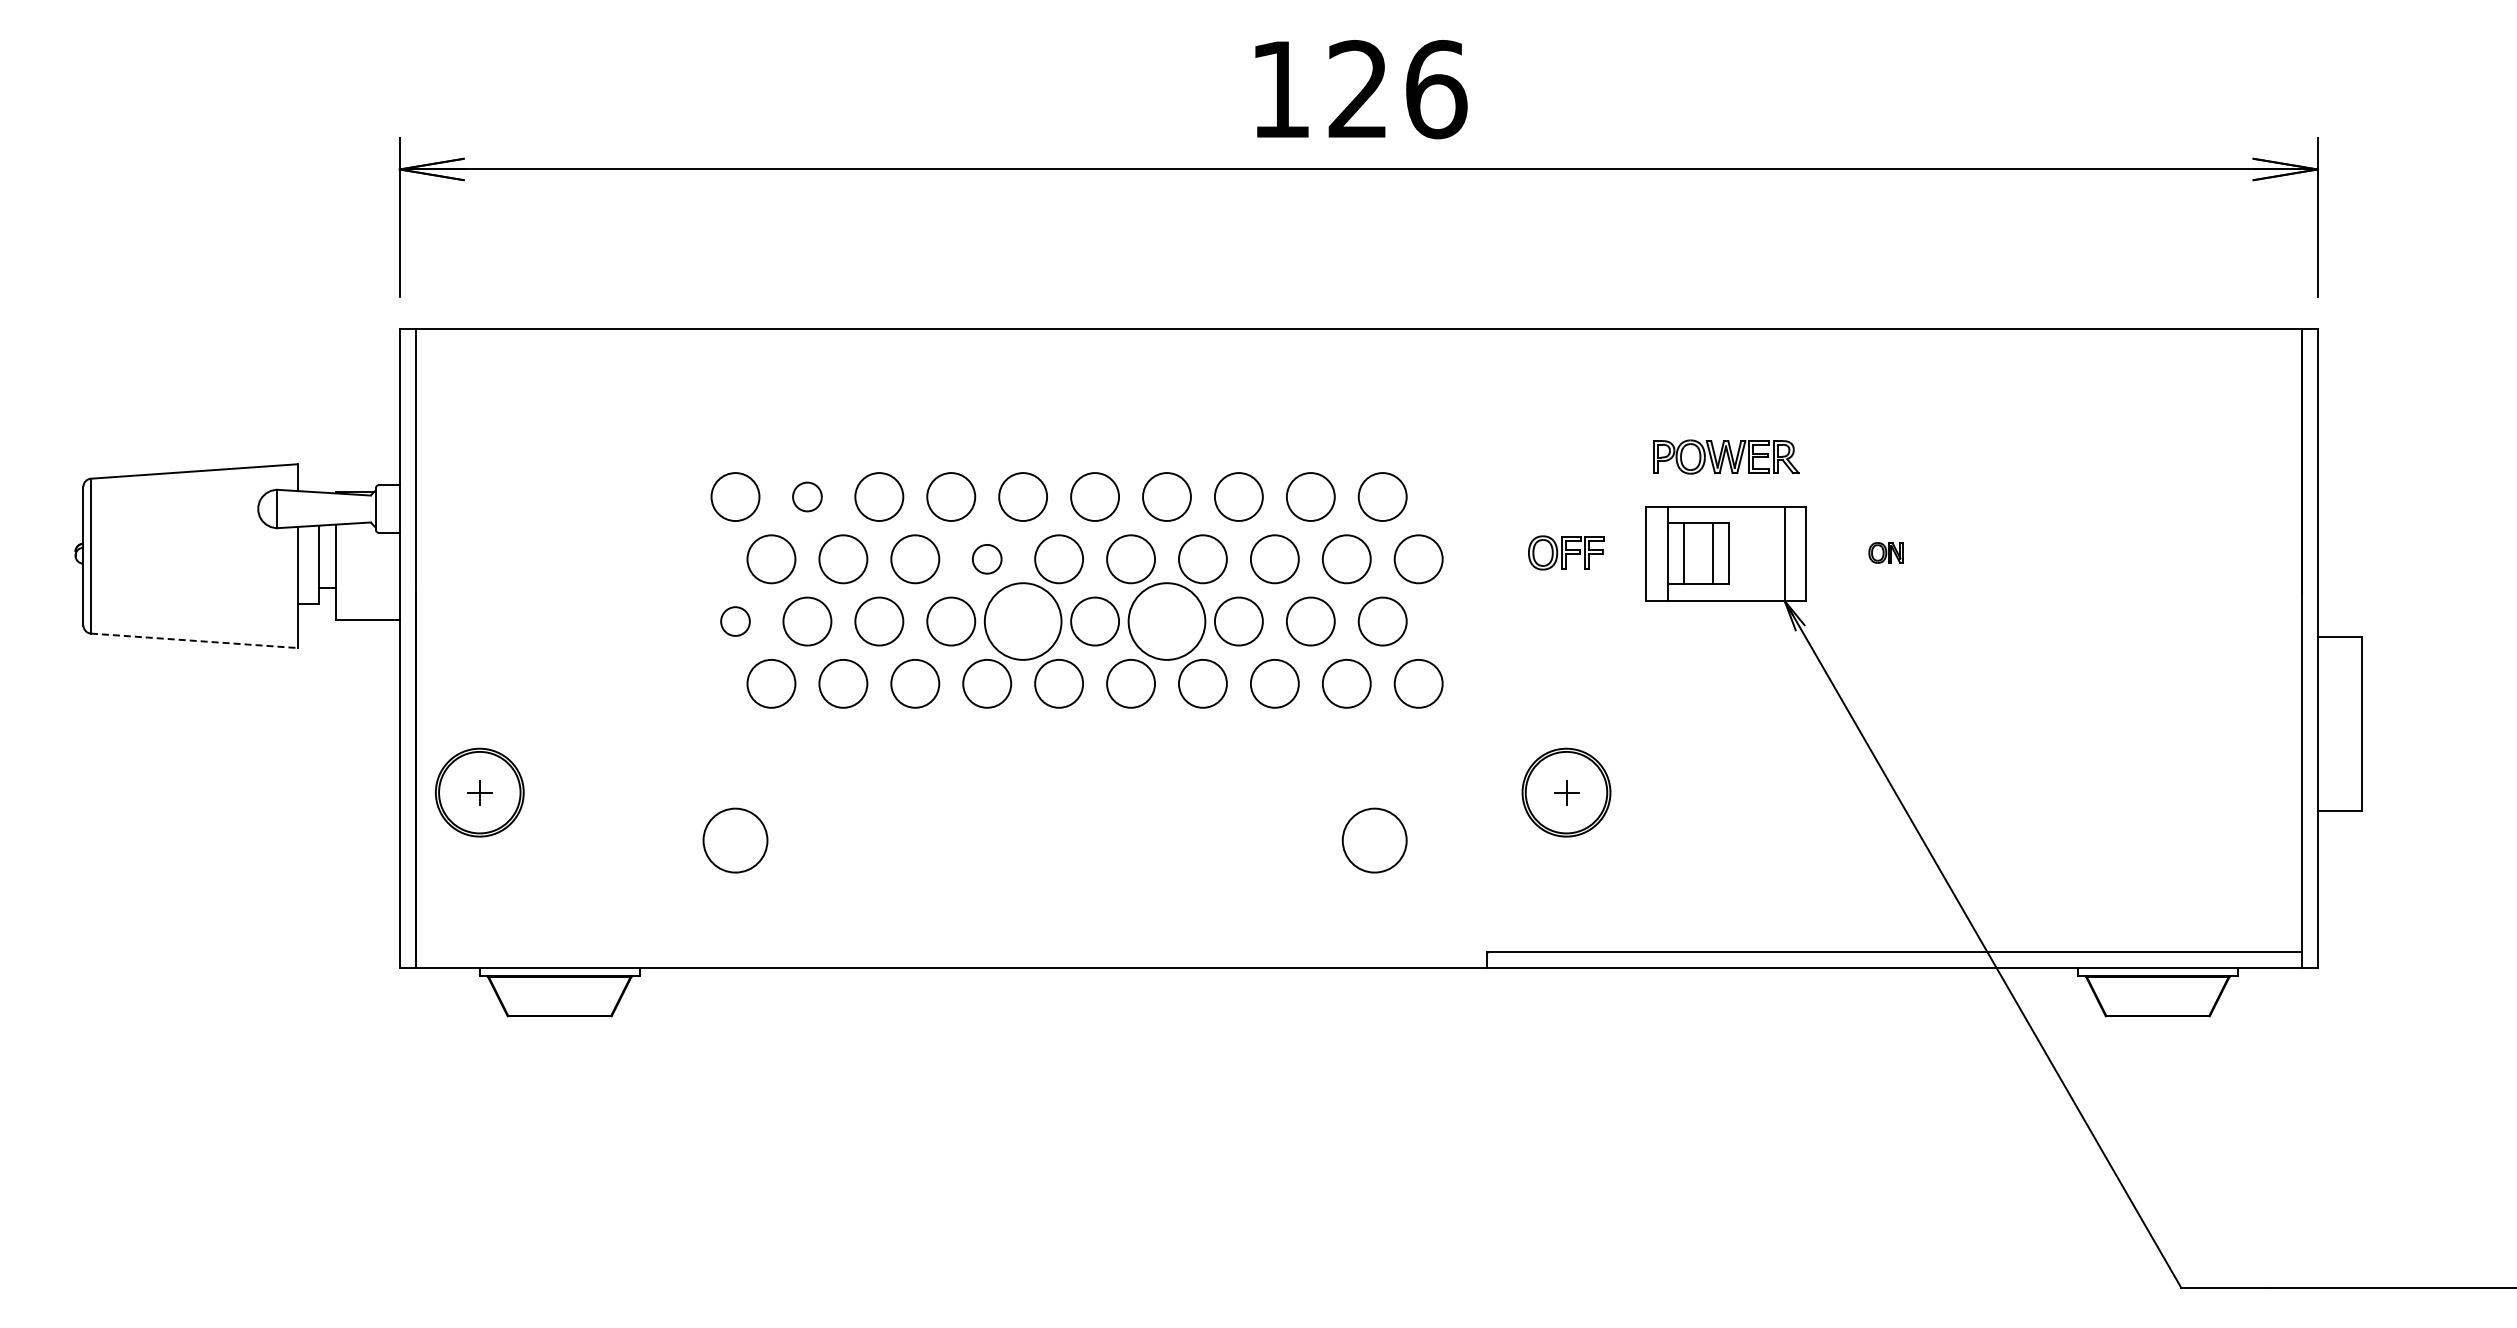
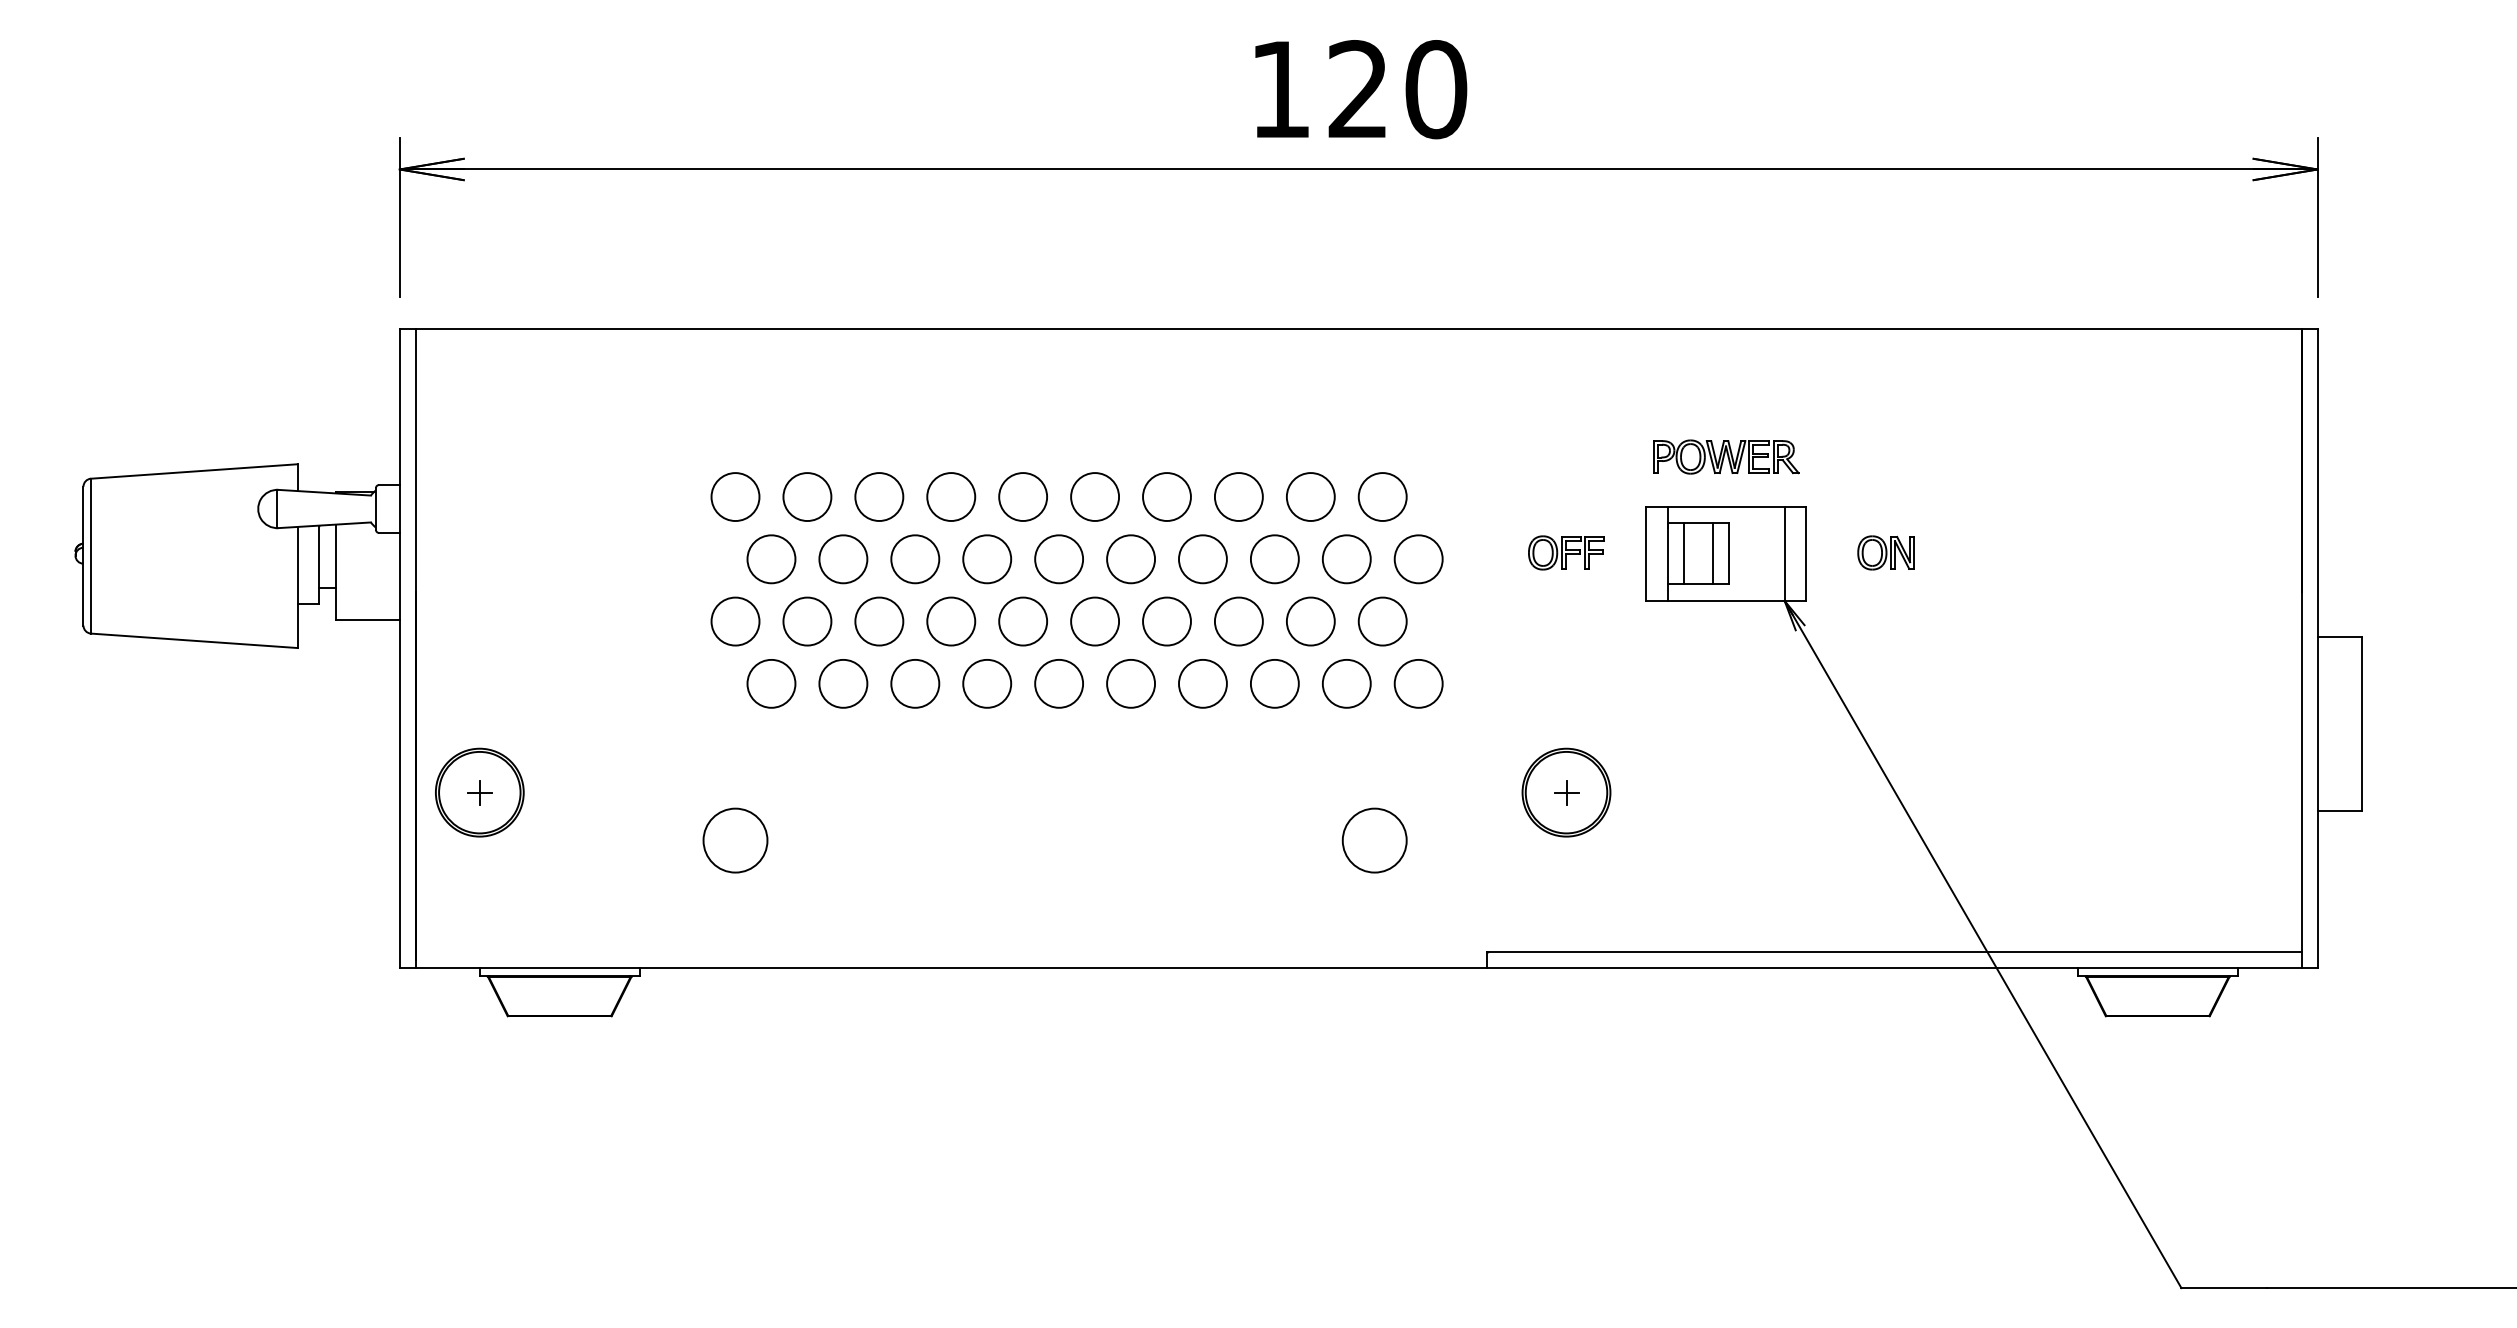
text: 126 -> 120 (1436, 89)
circle size: 31x32 px -> 51x50 px (807, 496)
part size: 36x22 px -> 58x36 px (1885, 552)
circle diameter: 29 px -> 48 px (987, 559)
circle diameter: 29 px -> 48 px (735, 621)
circle diameter: 77 px -> 48 px (1023, 621)
circle diameter: 77 px -> 48 px (1166, 621)
line: dashed -> solid (194, 640)
